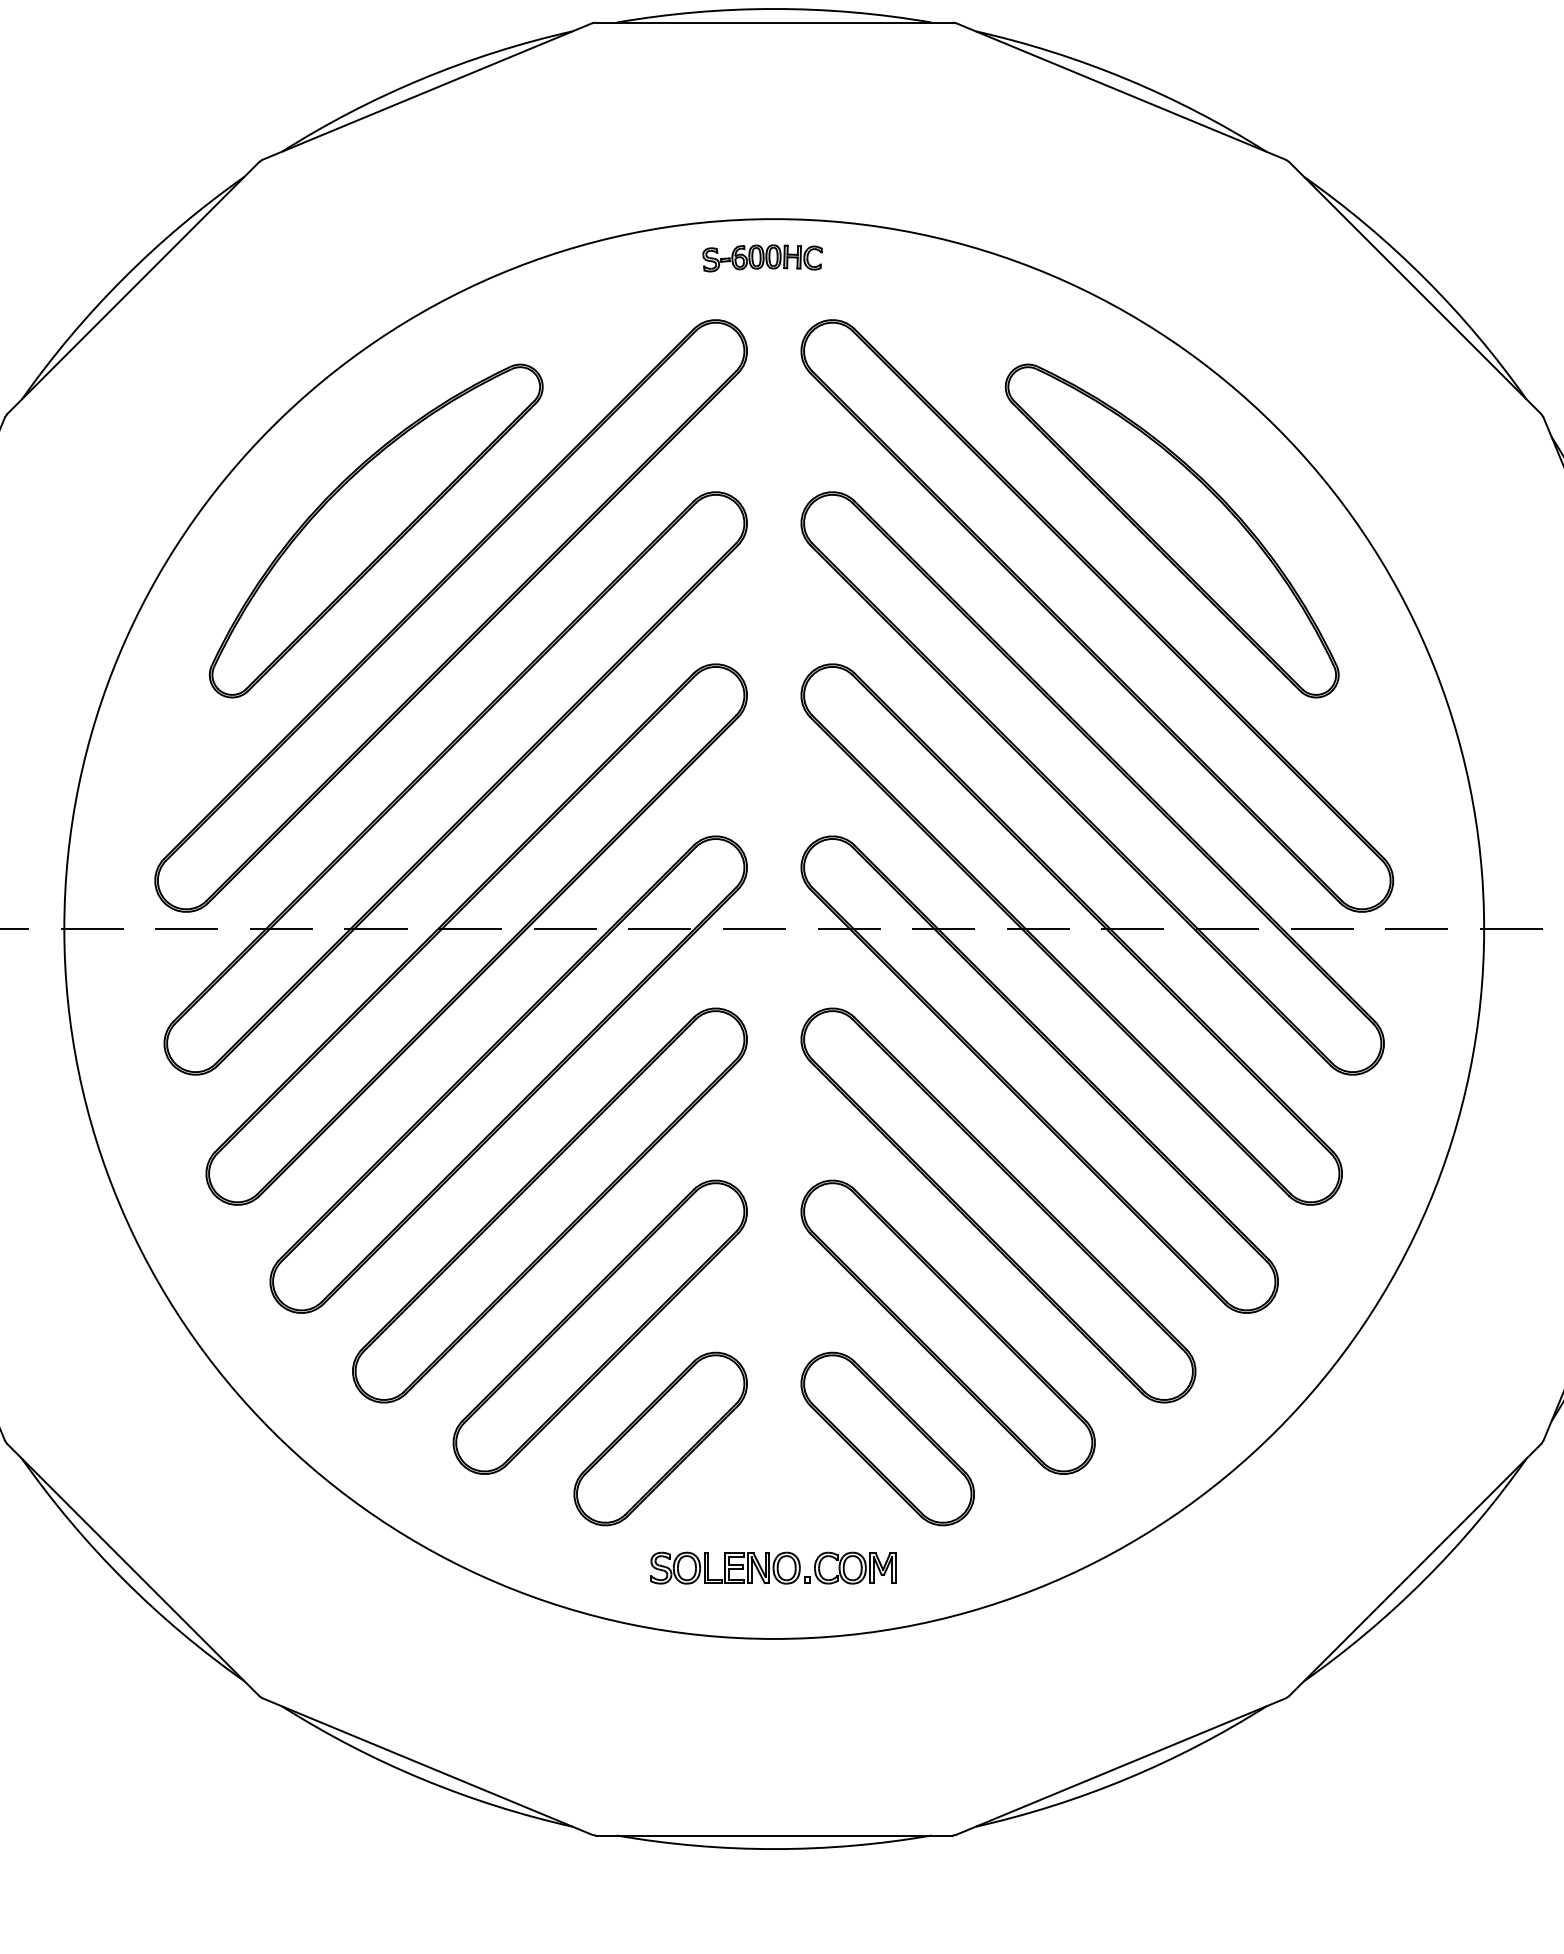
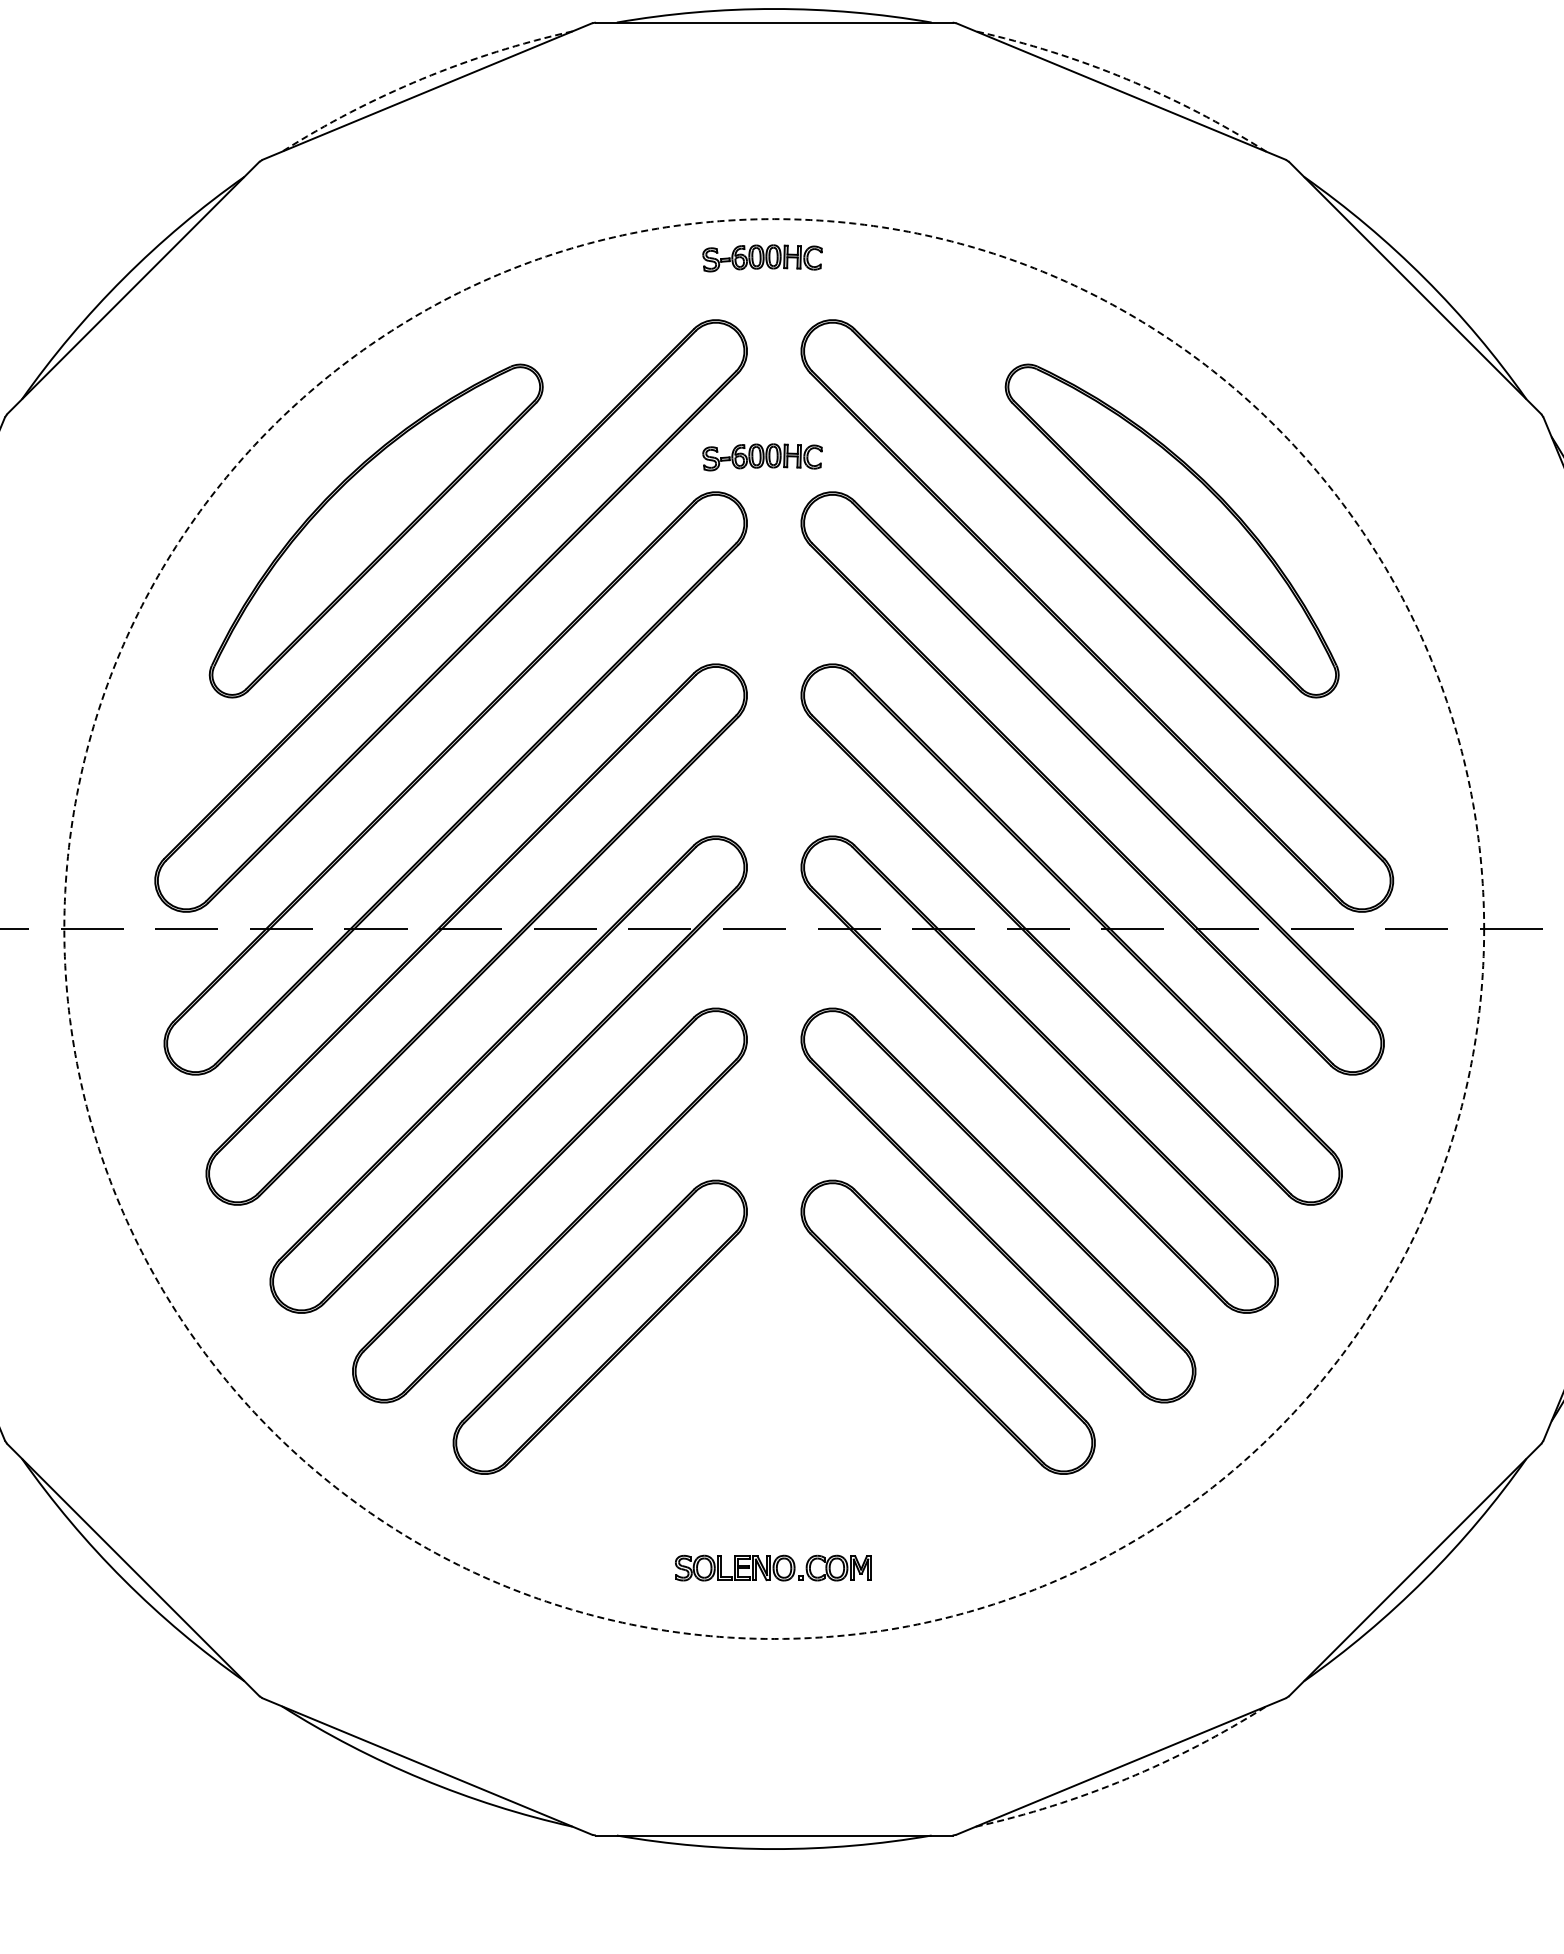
arc: solid -> dashed (422, 79)
arc: solid -> dashed (1126, 79)
part: none -> present (762, 457)
circle: solid -> dashed (774, 928)
part: present -> none (660, 1438)
part: present -> none (887, 1438)
part size: 247x34 px -> 197x28 px (773, 1567)
arc: solid -> dashed (1126, 1779)
